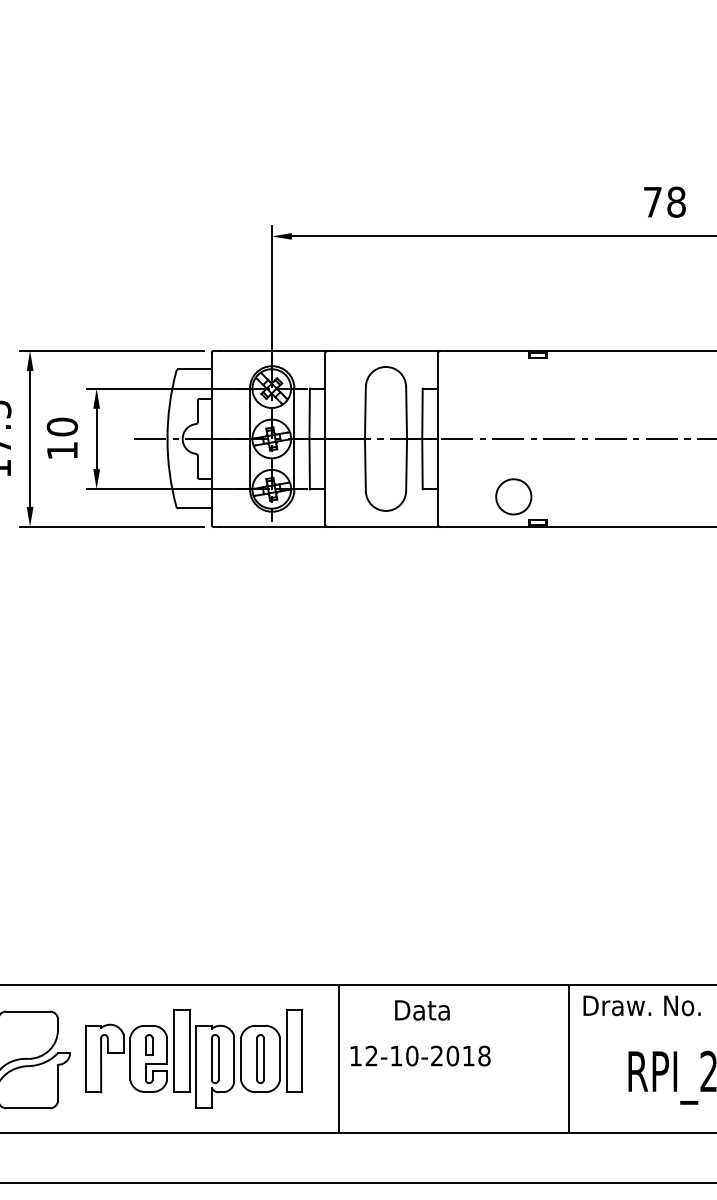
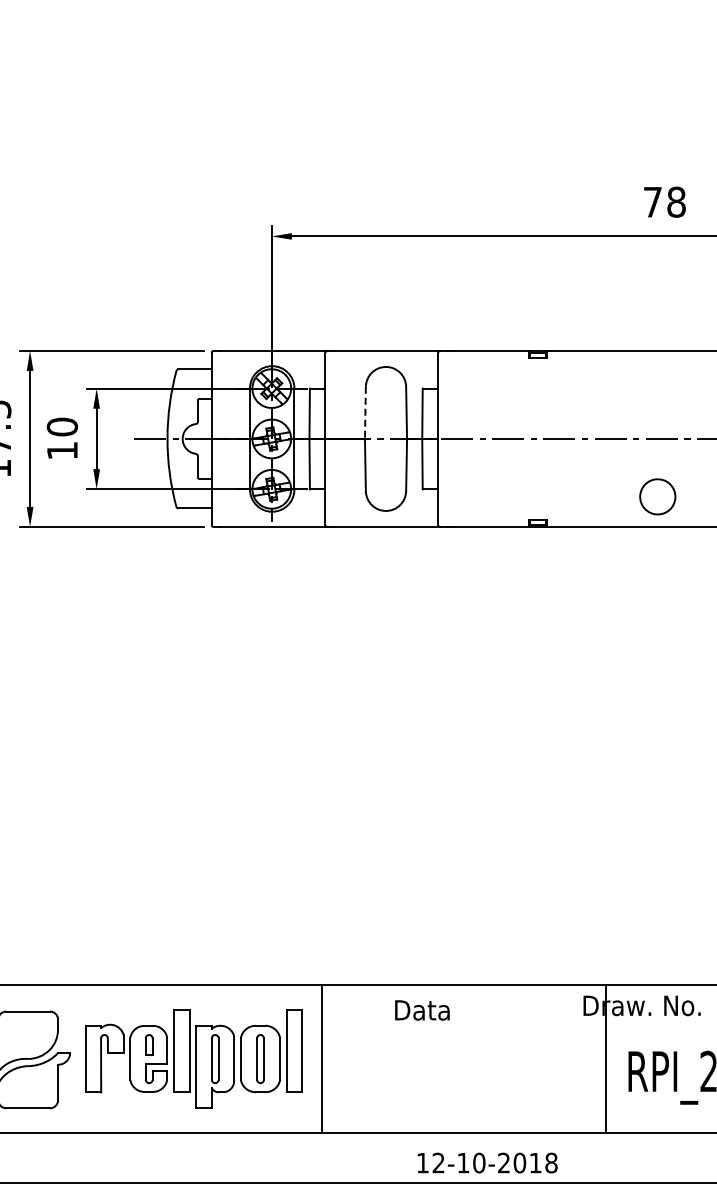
line: solid -> dashed (365, 413)
part position: (513, 496) -> (657, 496) (657, 496)
text position: (420, 1055) -> (487, 1162) (487, 1162)
line position: (338, 1058) -> (321, 1058) (321, 1058)
line position: (569, 1058) -> (606, 1058) (606, 1058)
